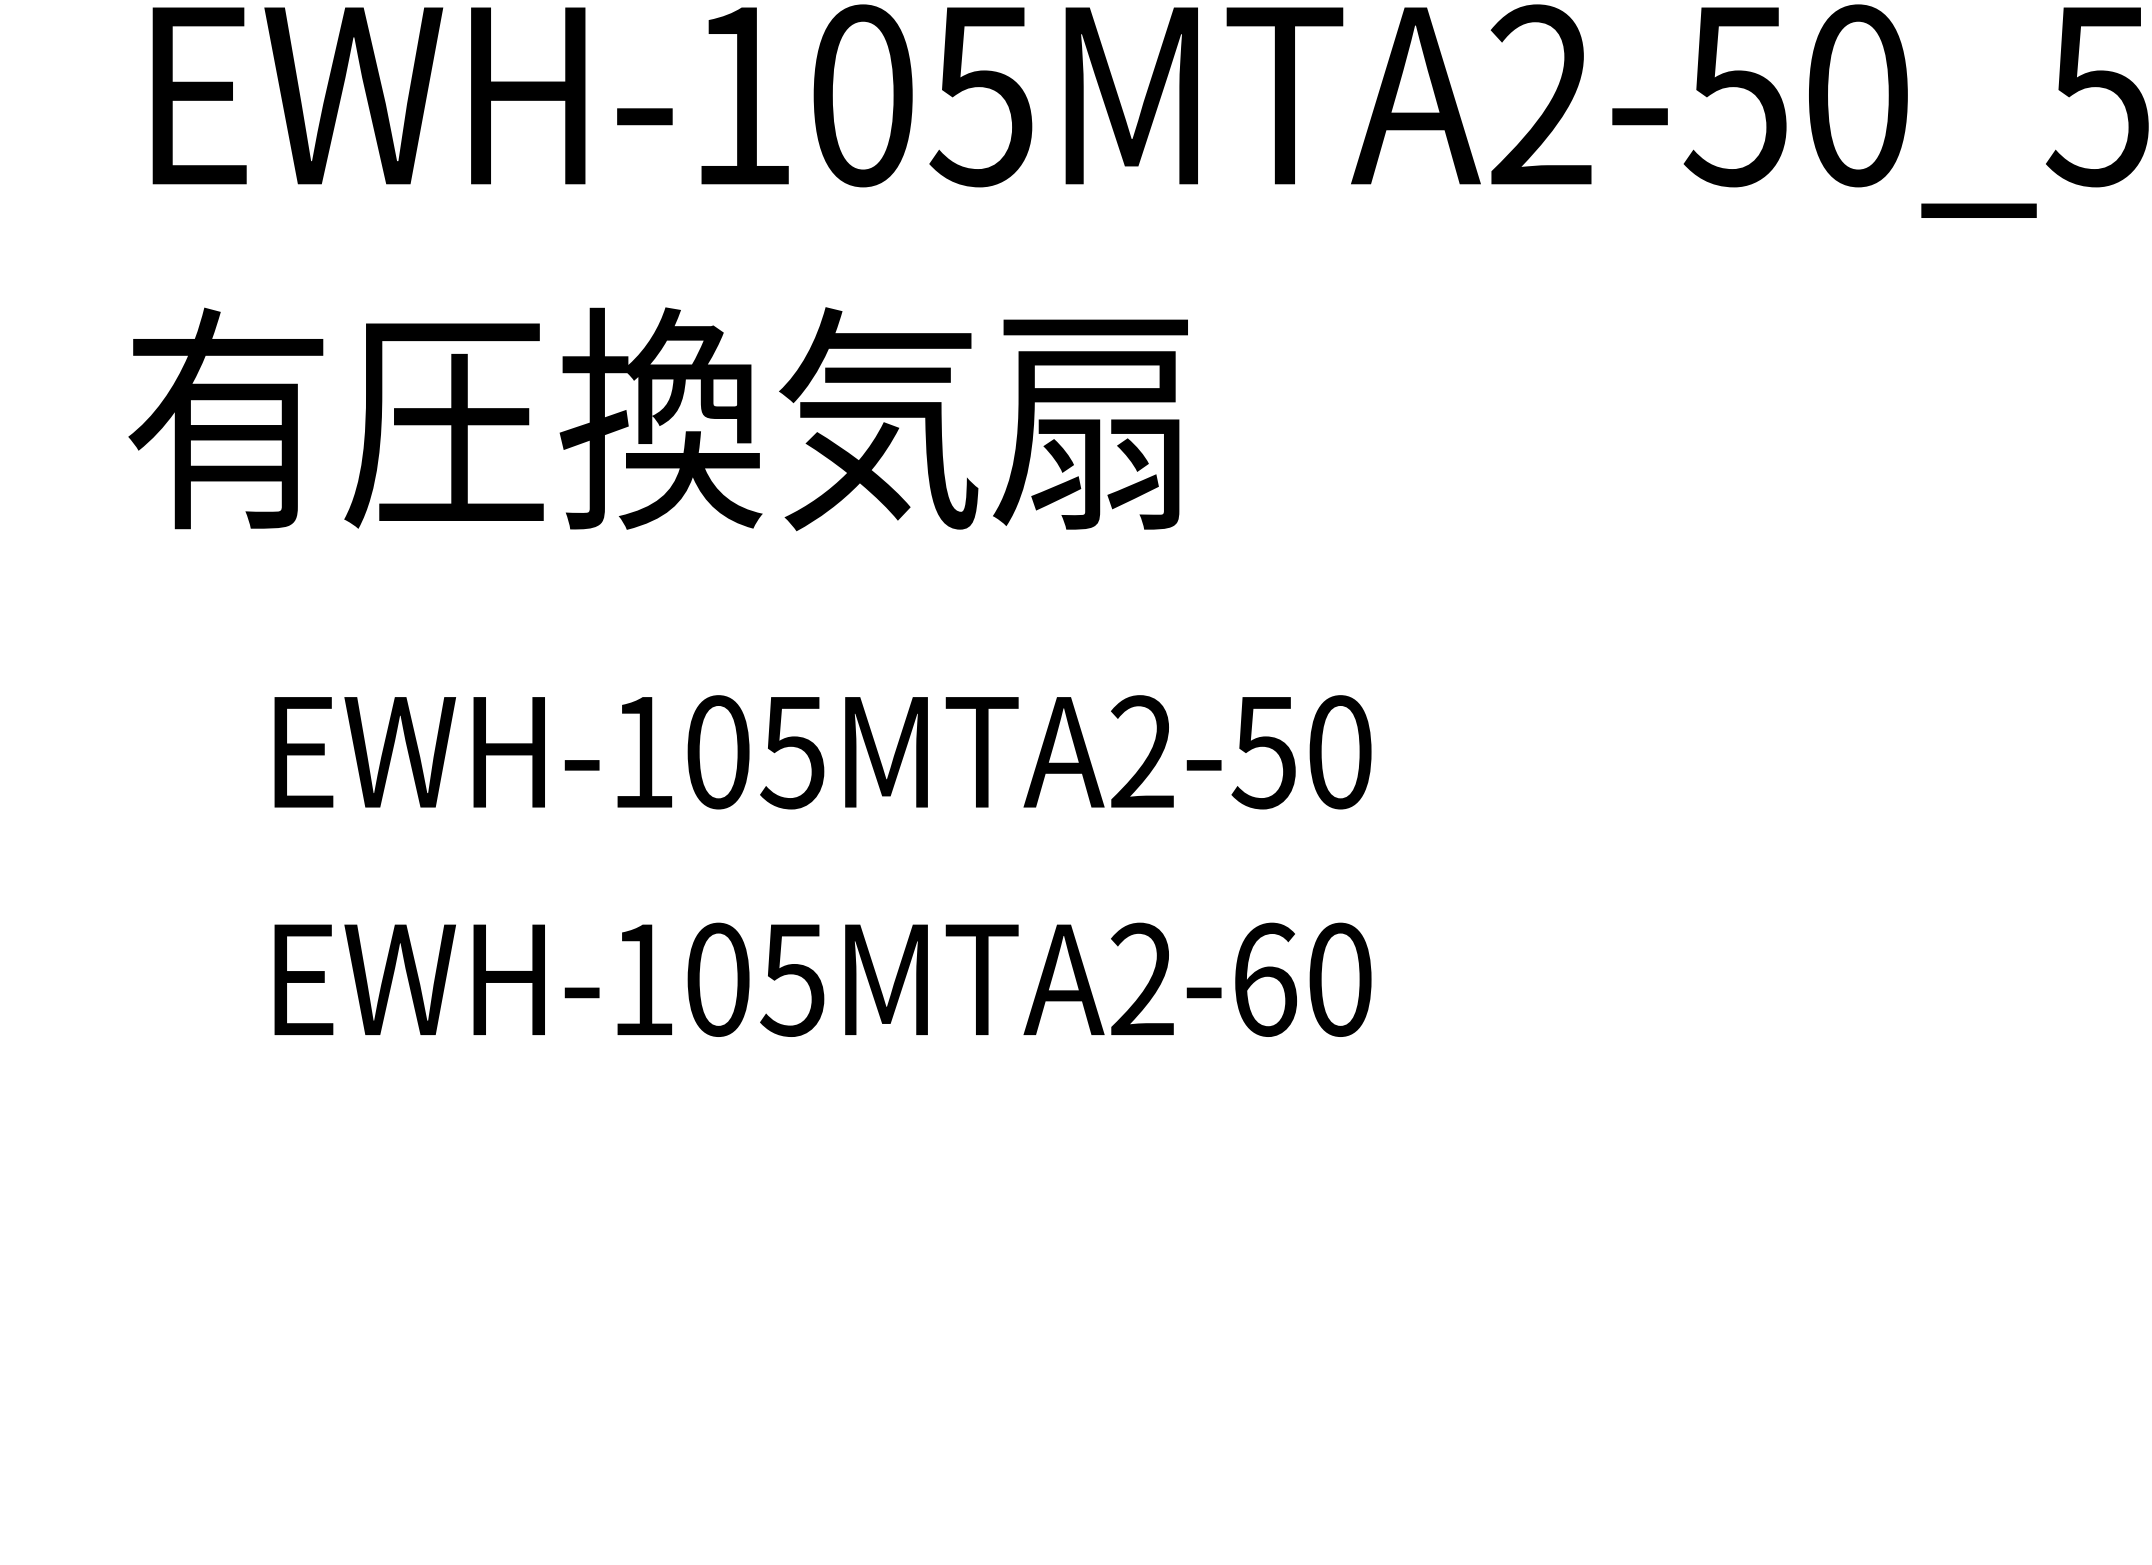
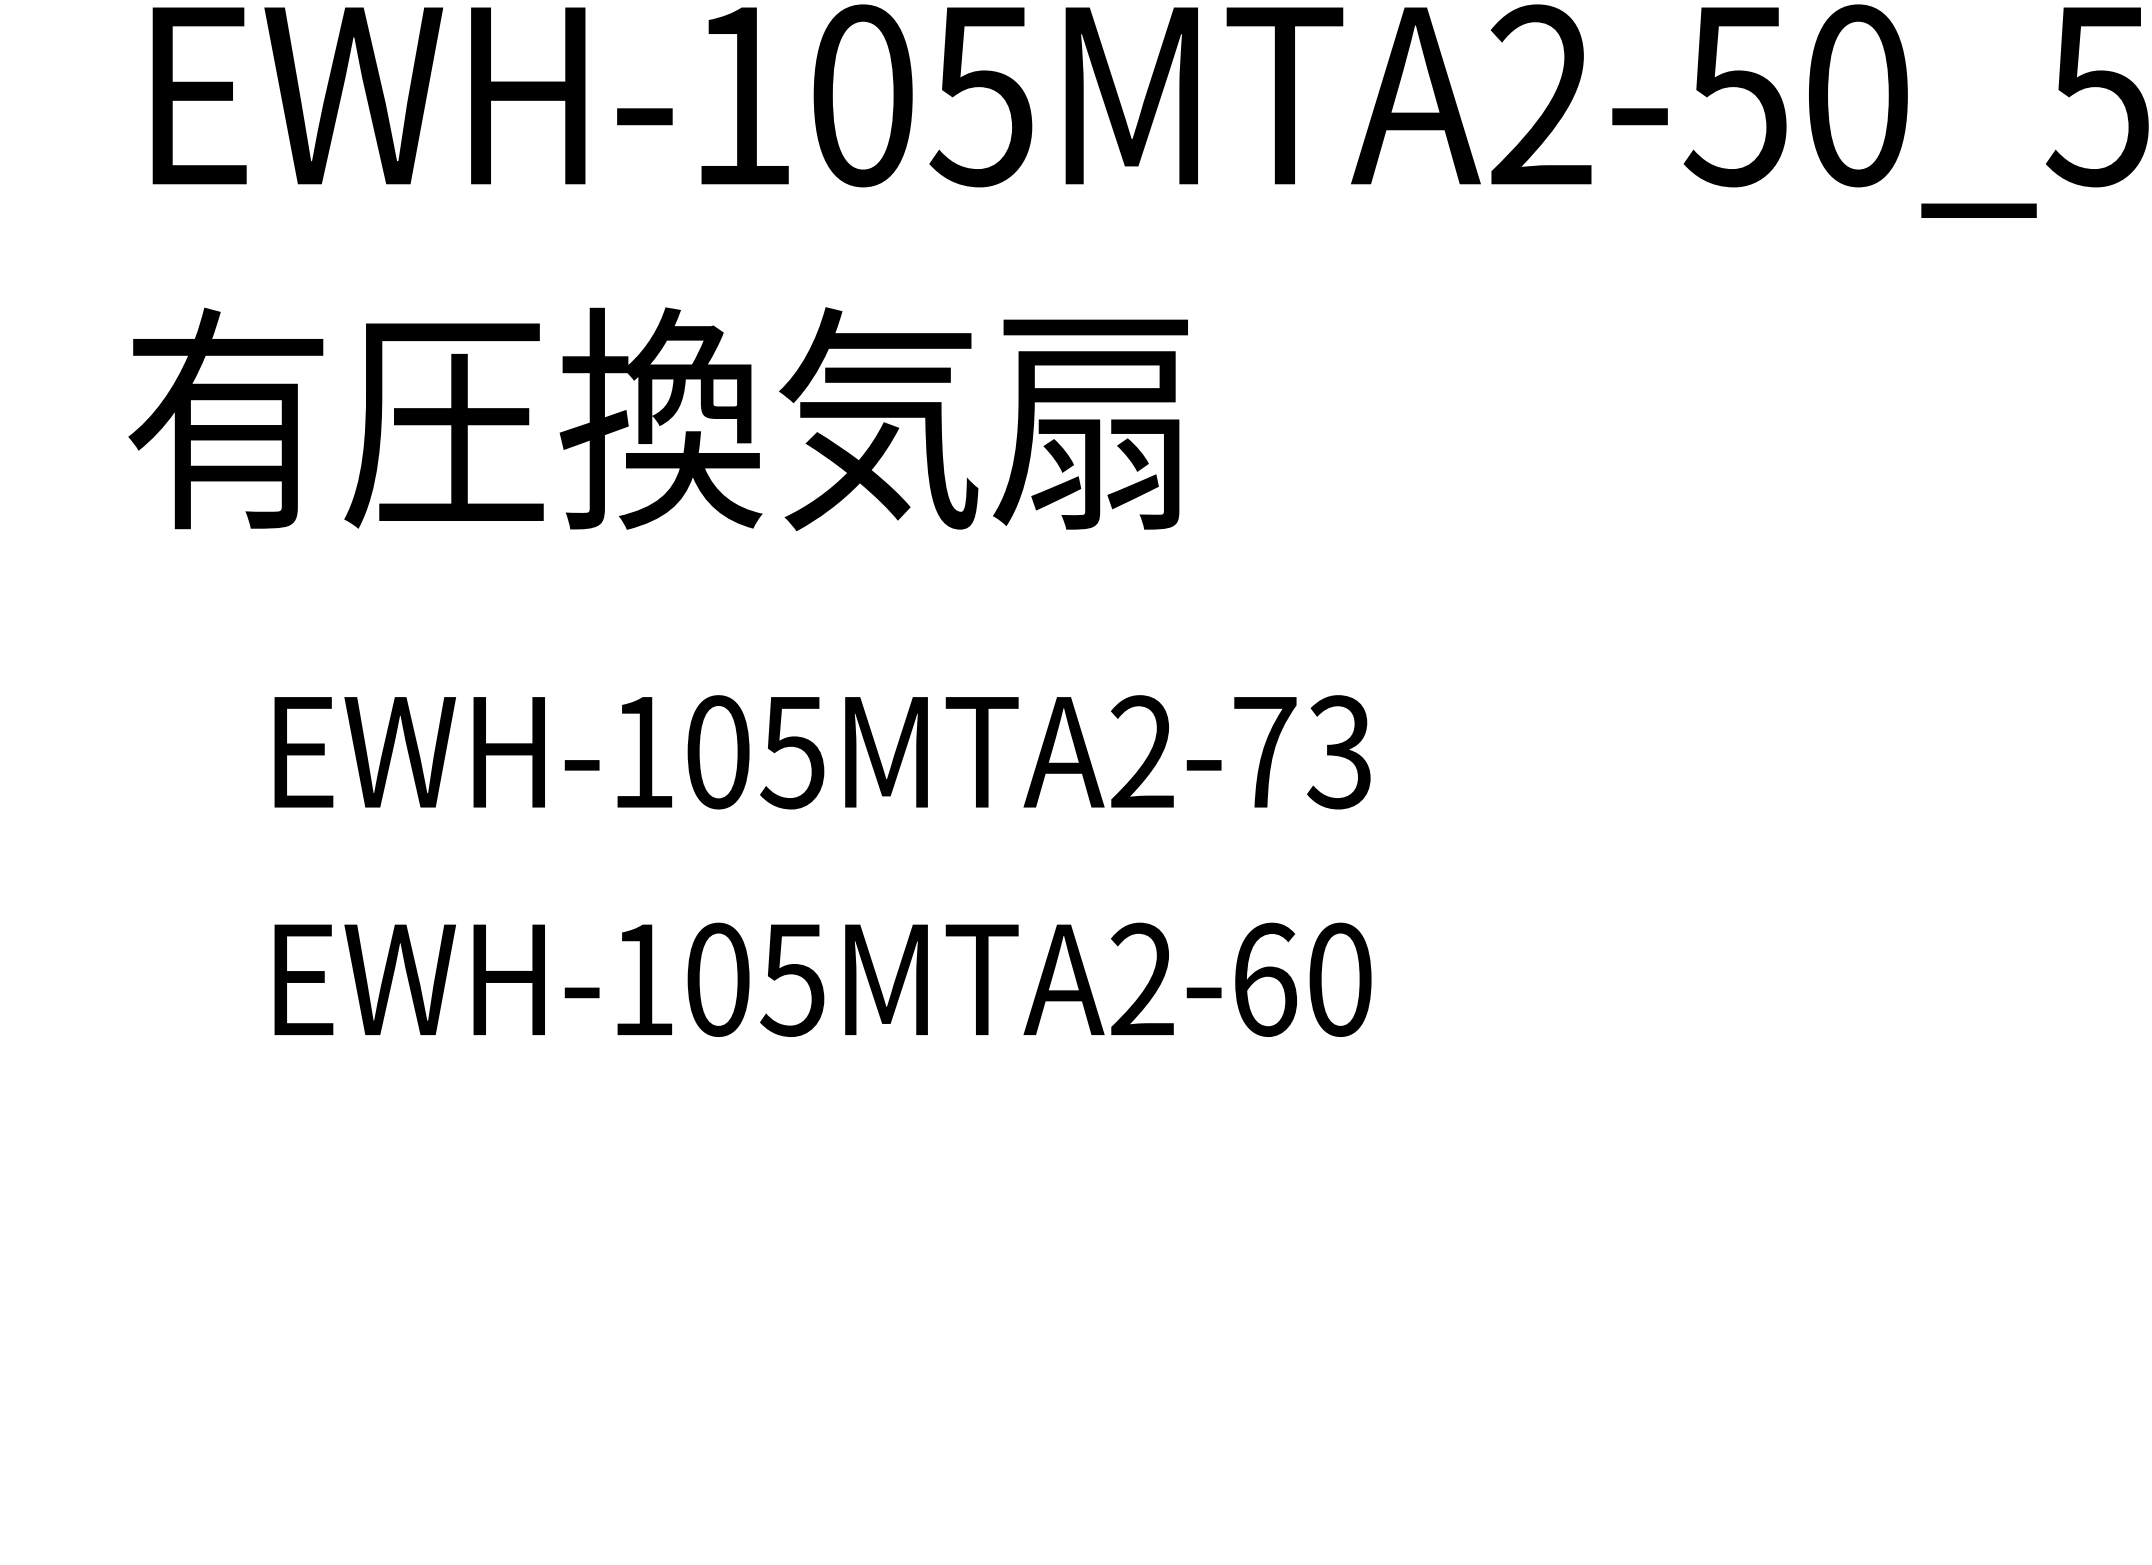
text: EWH-105MTA2-50 -> EWH-105MTA2-73 (1301, 752)
